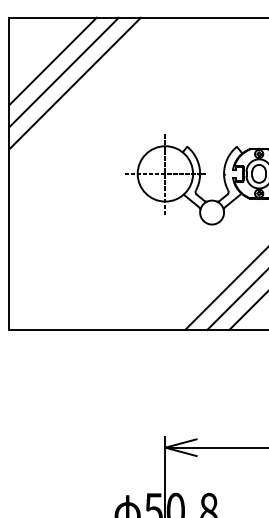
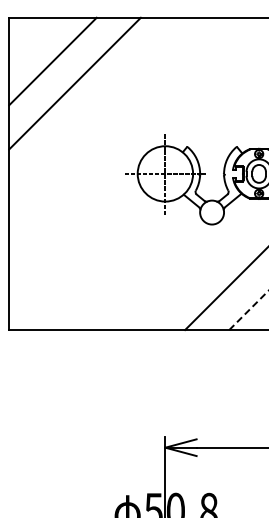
line: present -> none (63, 72)
line: present -> none (236, 300)
line: solid -> dashed (249, 310)
